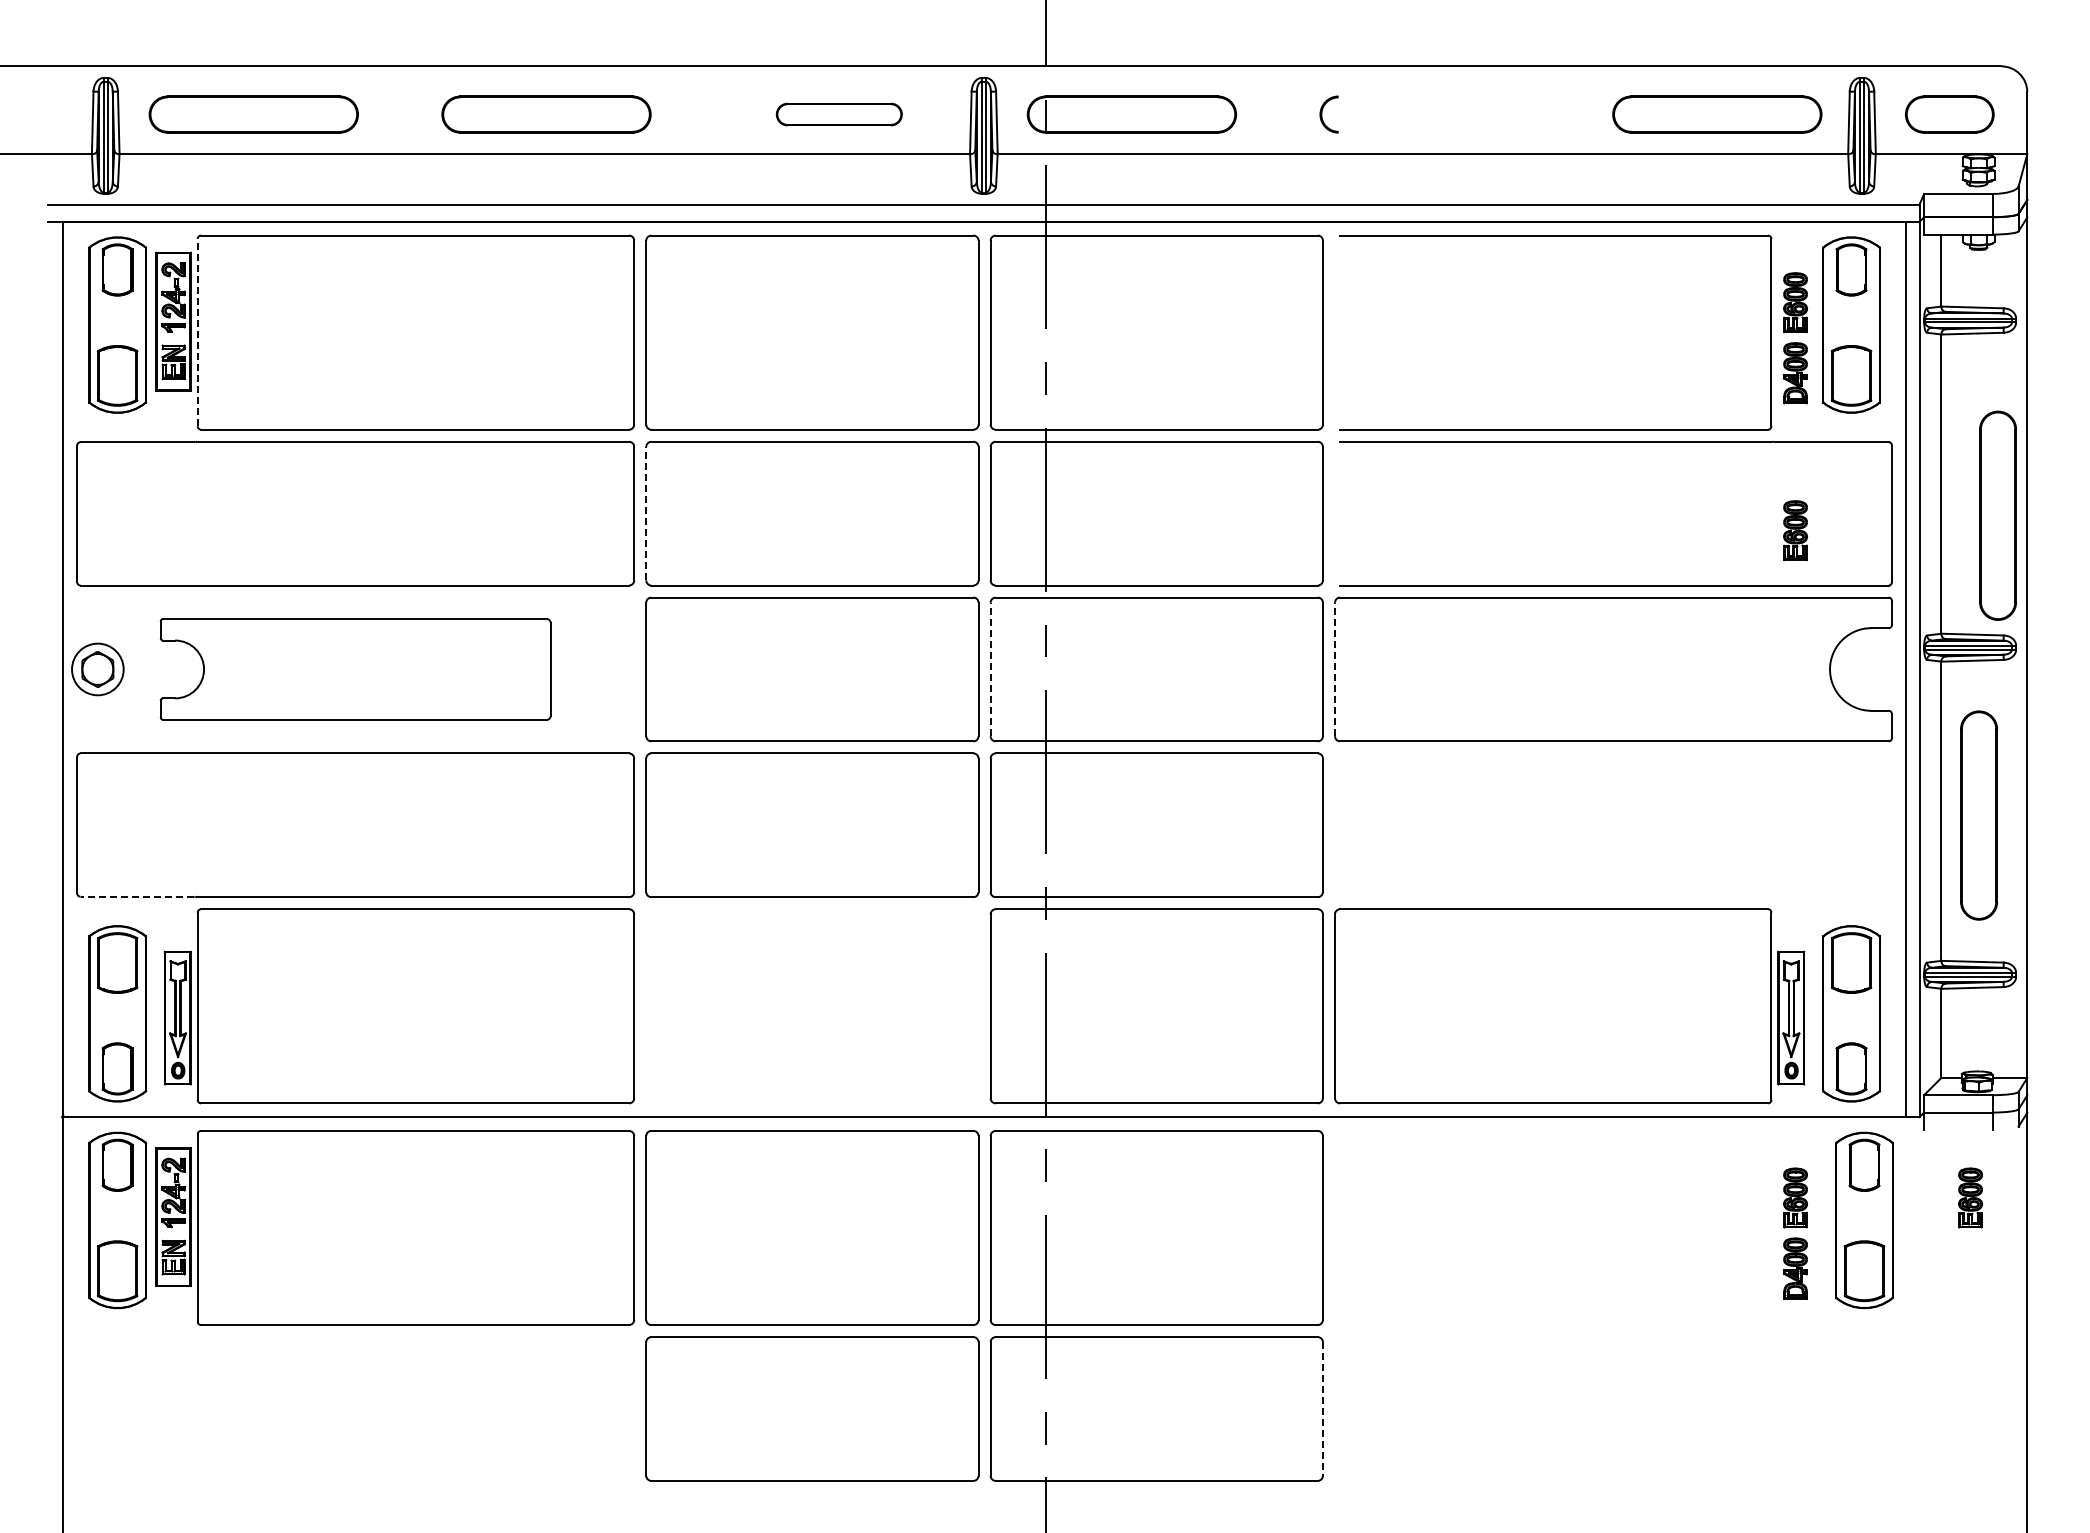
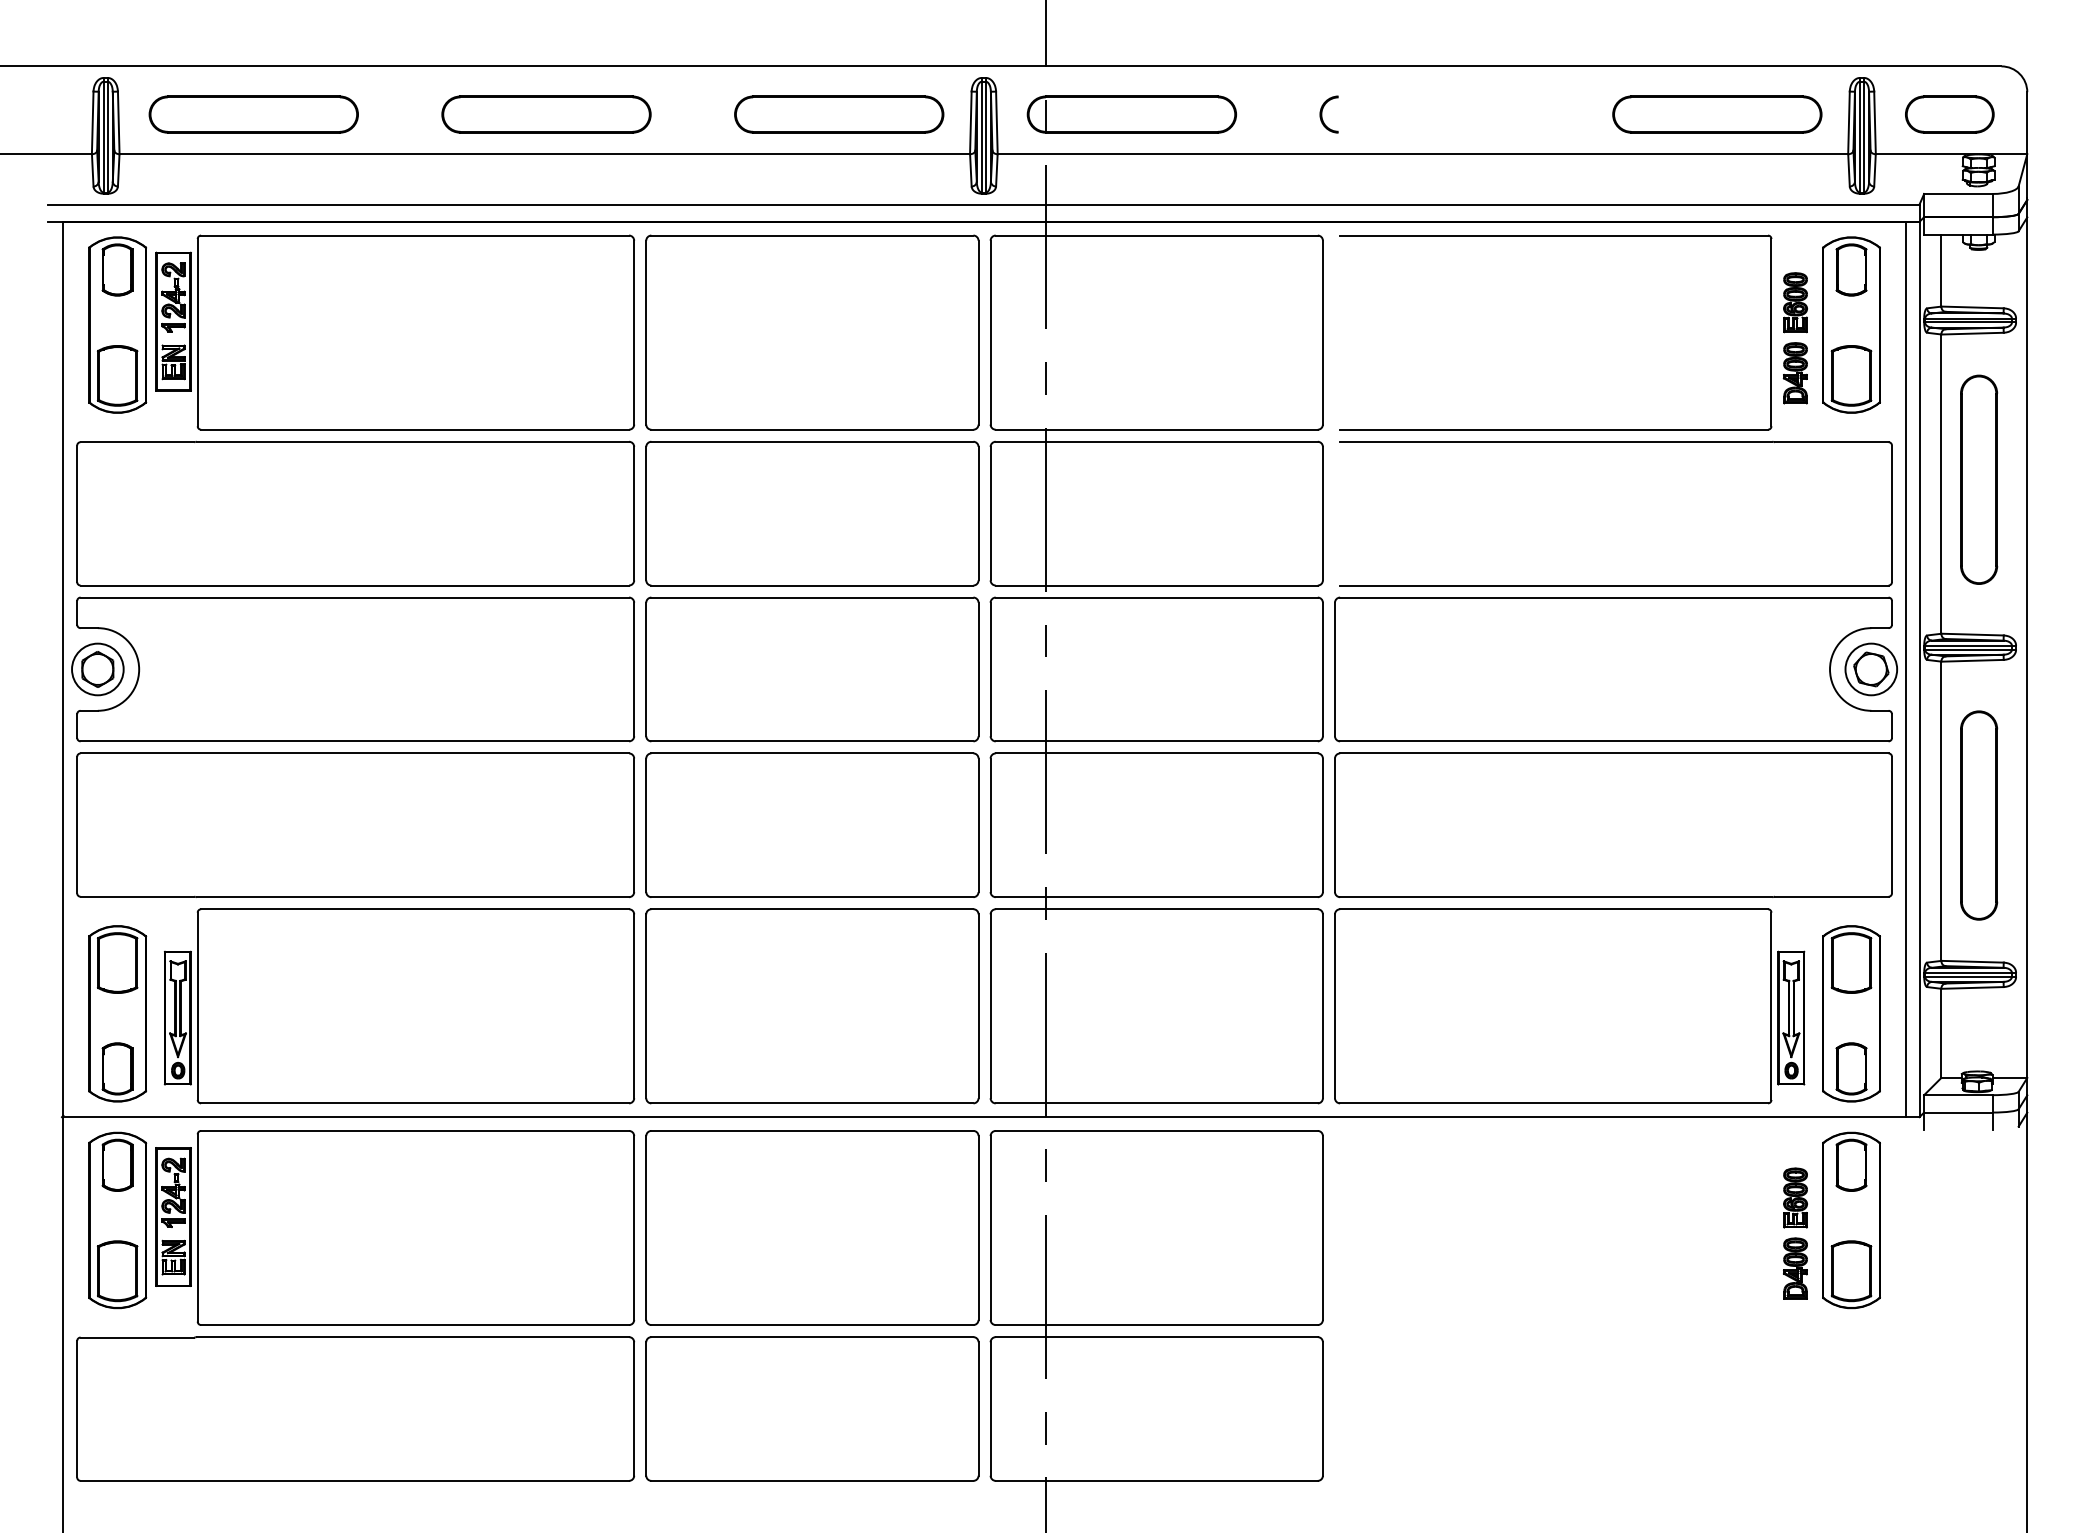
part size: 128x25 px -> 211x39 px (839, 114)
line: dashed -> solid (197, 332)
line: dashed -> solid (646, 513)
part position: (1998, 515) -> (1979, 479) (1979, 479)
part: present -> none (1795, 530)
part size: 393x103 px -> 559x147 px (355, 669)
line: dashed -> solid (990, 669)
line: dashed -> solid (1334, 669)
part: none -> present (1870, 669)
part: none -> present (1613, 824)
line: dashed -> solid (137, 896)
part: none -> present (812, 1006)
part: present -> none (1970, 1197)
part position: (1864, 1220) -> (1851, 1220) (1851, 1220)
part: none -> present (355, 1408)
line: dashed -> solid (1322, 1409)
